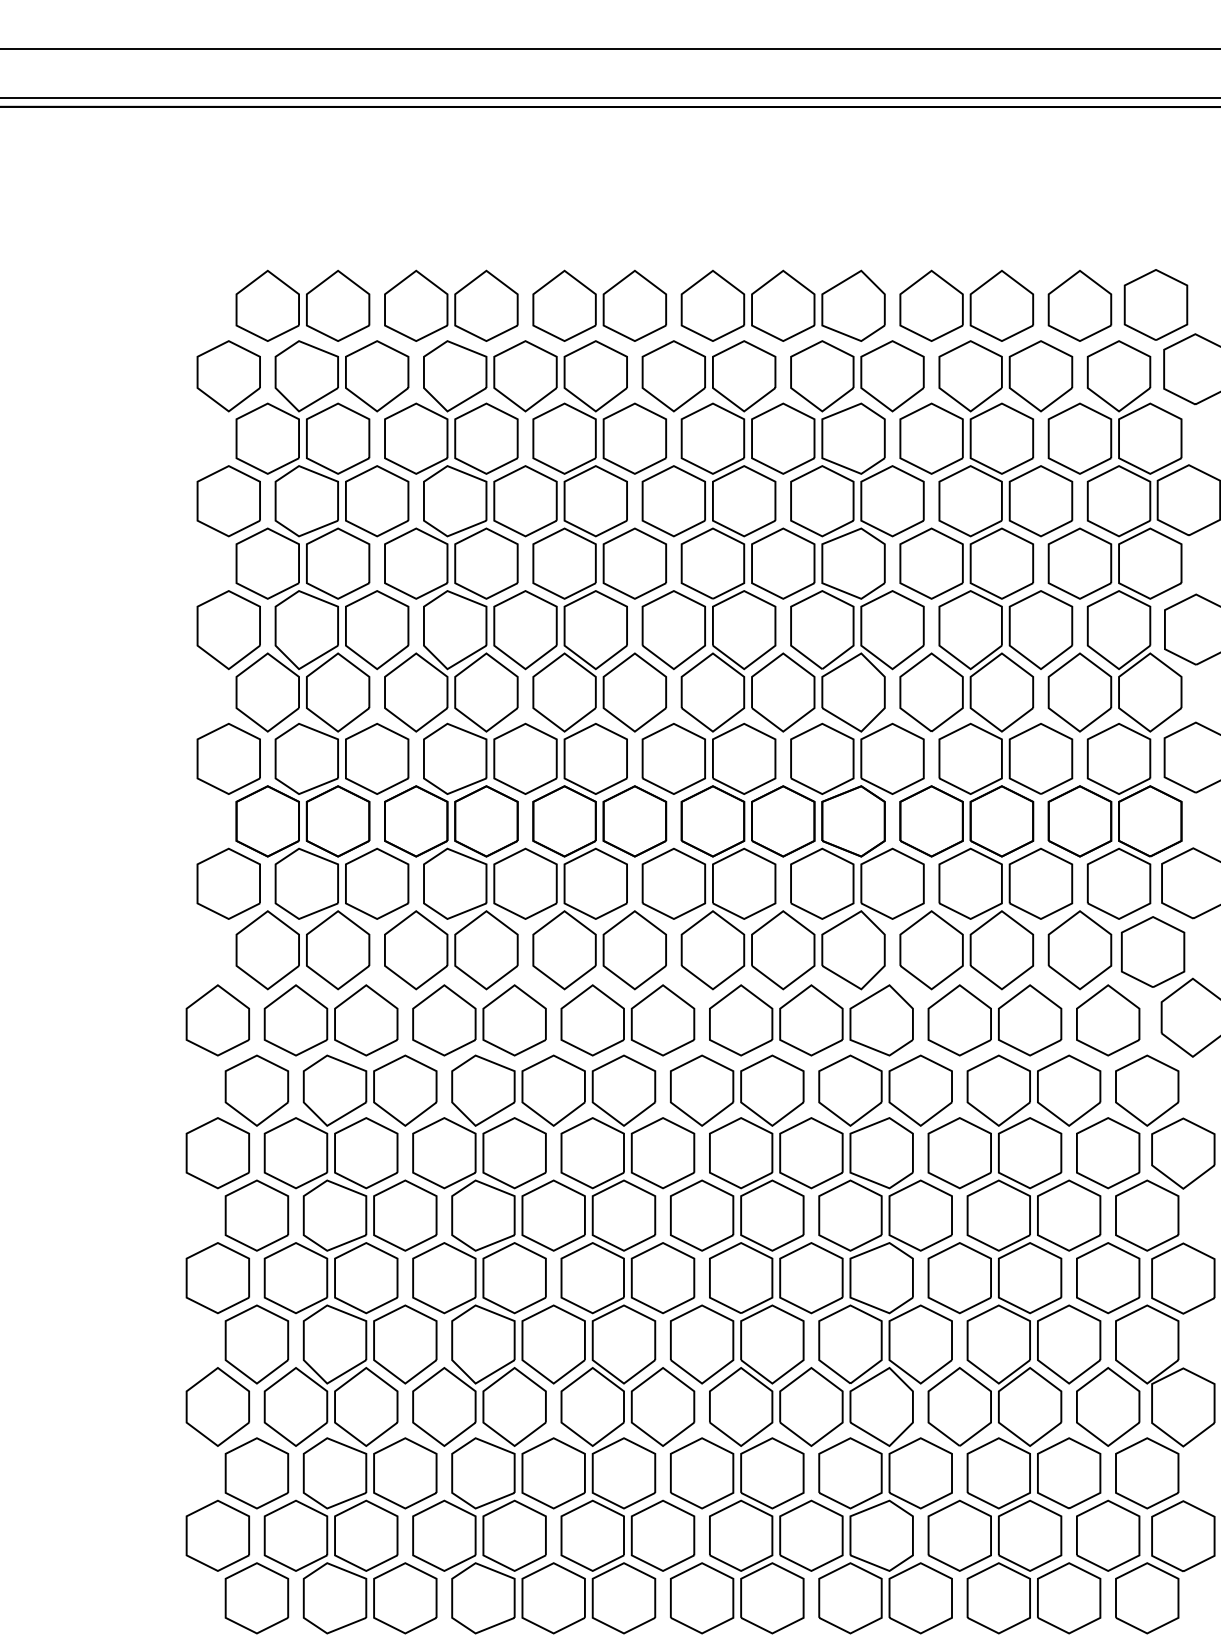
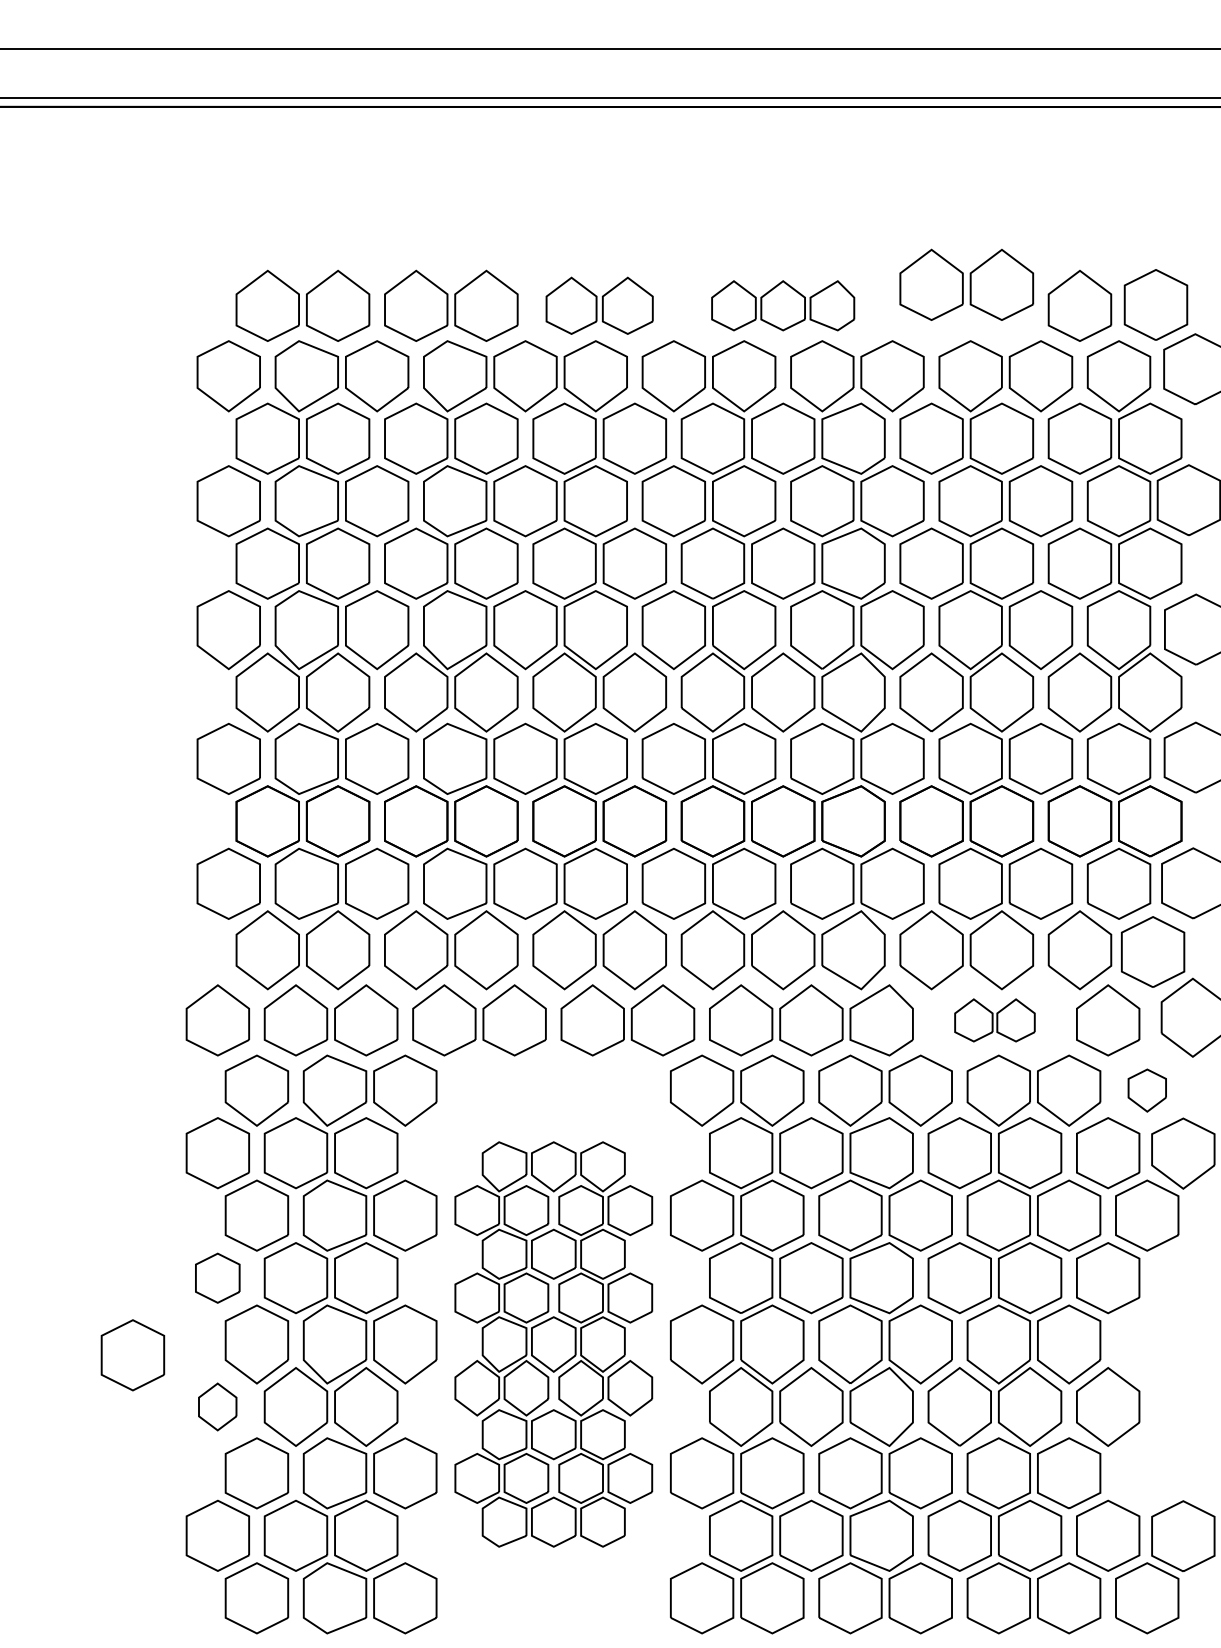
part size: 135x73 px -> 109x59 px (599, 305)
part size: 206x73 px -> 145x52 px (783, 305)
part position: (966, 305) -> (966, 284) (966, 284)
part size: 136x73 px -> 82x45 px (994, 1020)
part size: 65x73 px -> 40x45 px (1146, 1090)
part size: 65x73 px -> 46x52 px (217, 1277)
part size: 284x581 px -> 200x407 px (553, 1344)
part: none -> present (132, 1355)
part: present -> none (1165, 1375)
part size: 65x80 px -> 40x50 px (217, 1406)
